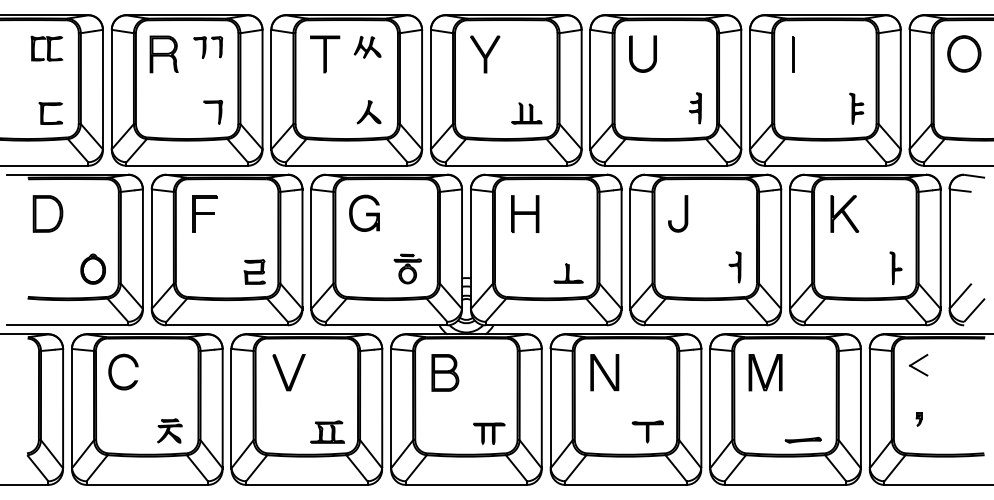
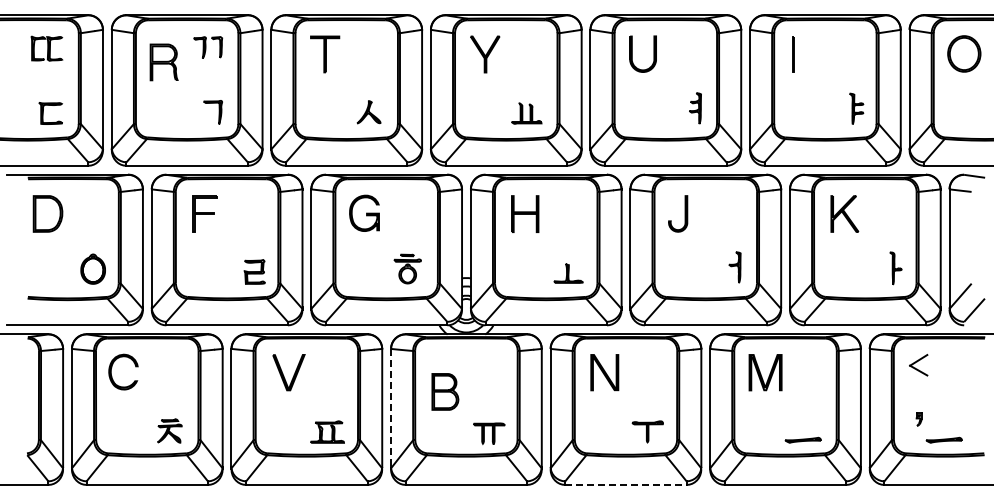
part: present -> none (367, 47)
part position: (163, 54) -> (163, 62) (163, 62)
part position: (445, 372) -> (445, 391) (445, 391)
line: solid -> dashed (391, 408)
part: none -> present (943, 439)
line: solid -> dashed (625, 484)
